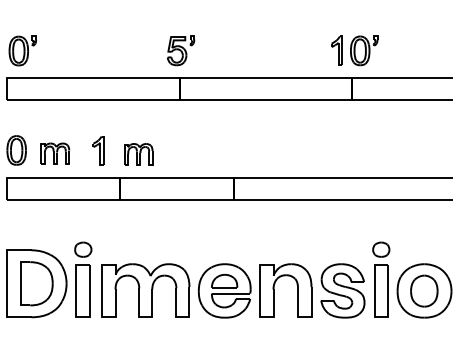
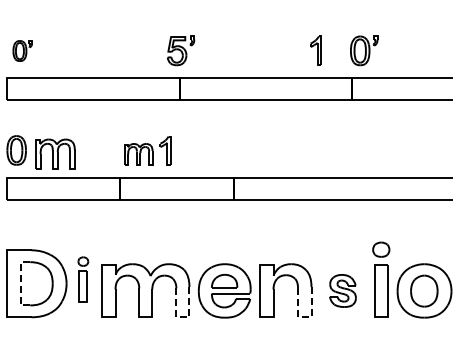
part size: 29x32 px -> 21x22 px (22, 50)
part position: (336, 50) -> (315, 50) (315, 50)
part position: (98, 150) -> (165, 150) (165, 150)
part size: 31x23 px -> 41x32 px (55, 153)
part size: 19x77 px -> 13x47 px (83, 279)
line: solid -> dashed (20, 283)
part size: 46x56 px -> 28x34 px (342, 290)
line: solid -> dashed (183, 317)
line: solid -> dashed (305, 317)
